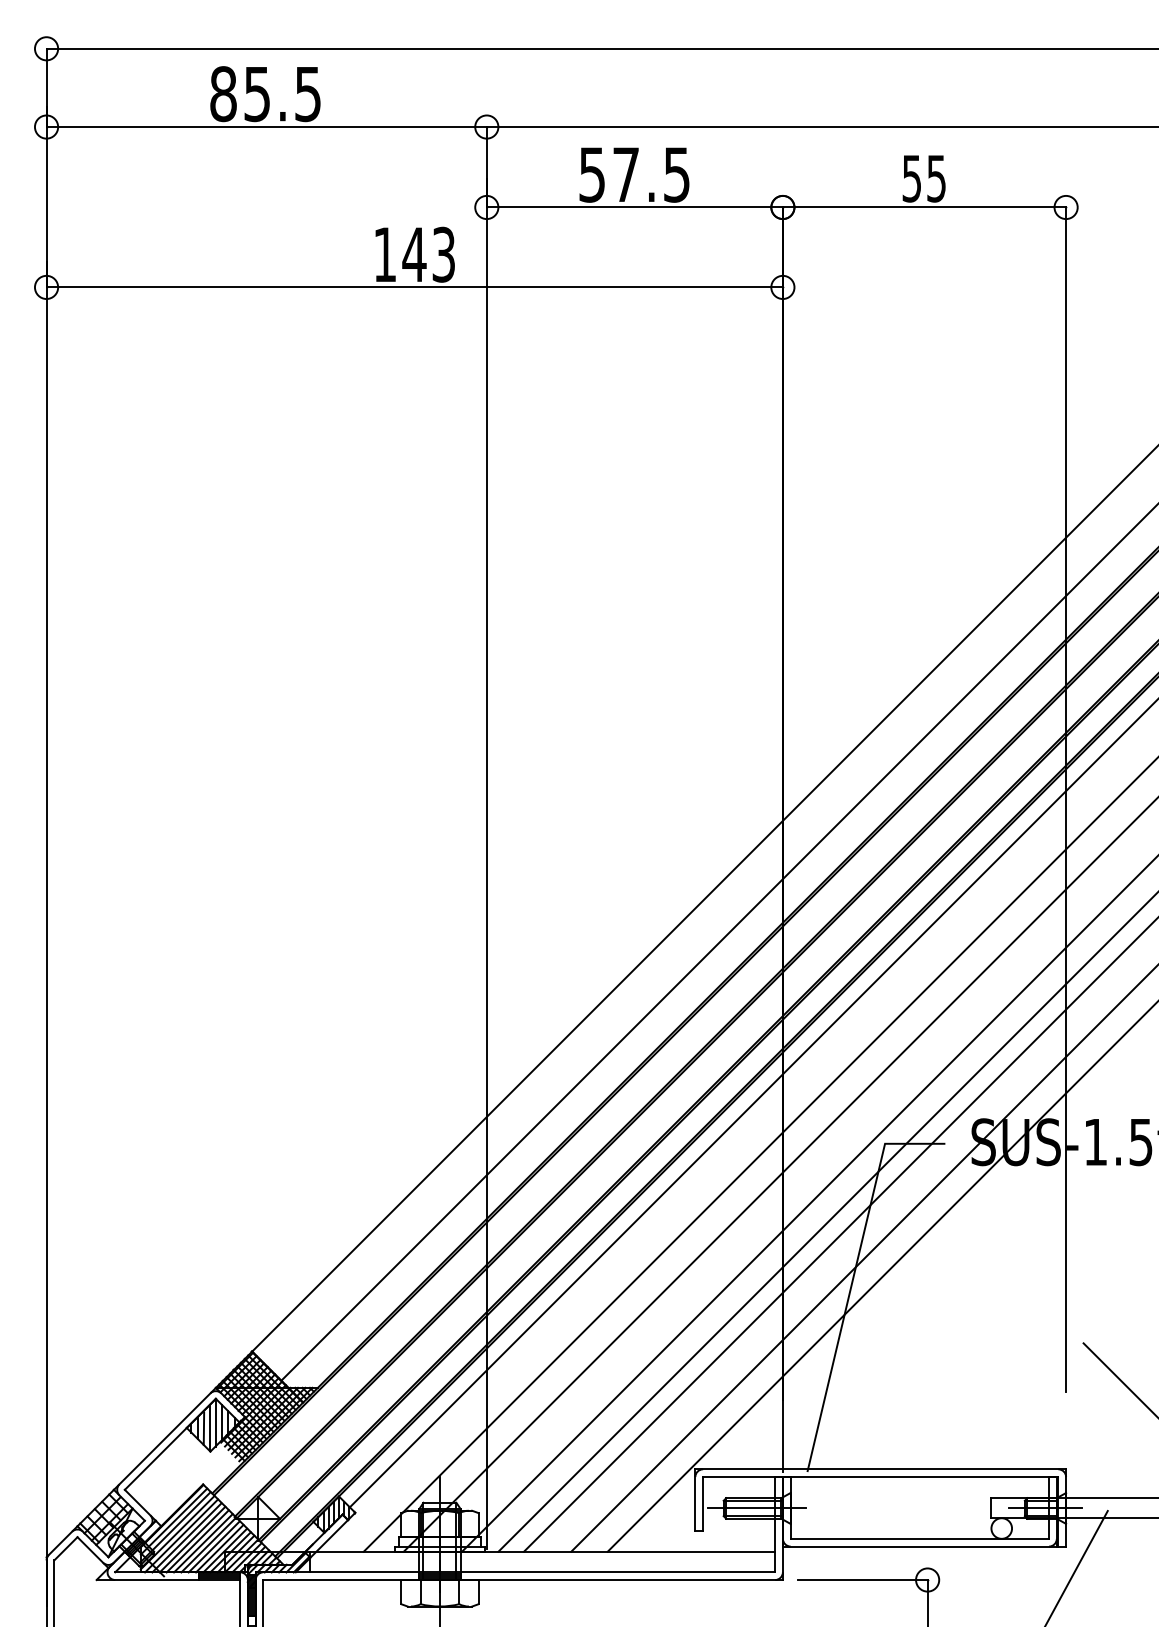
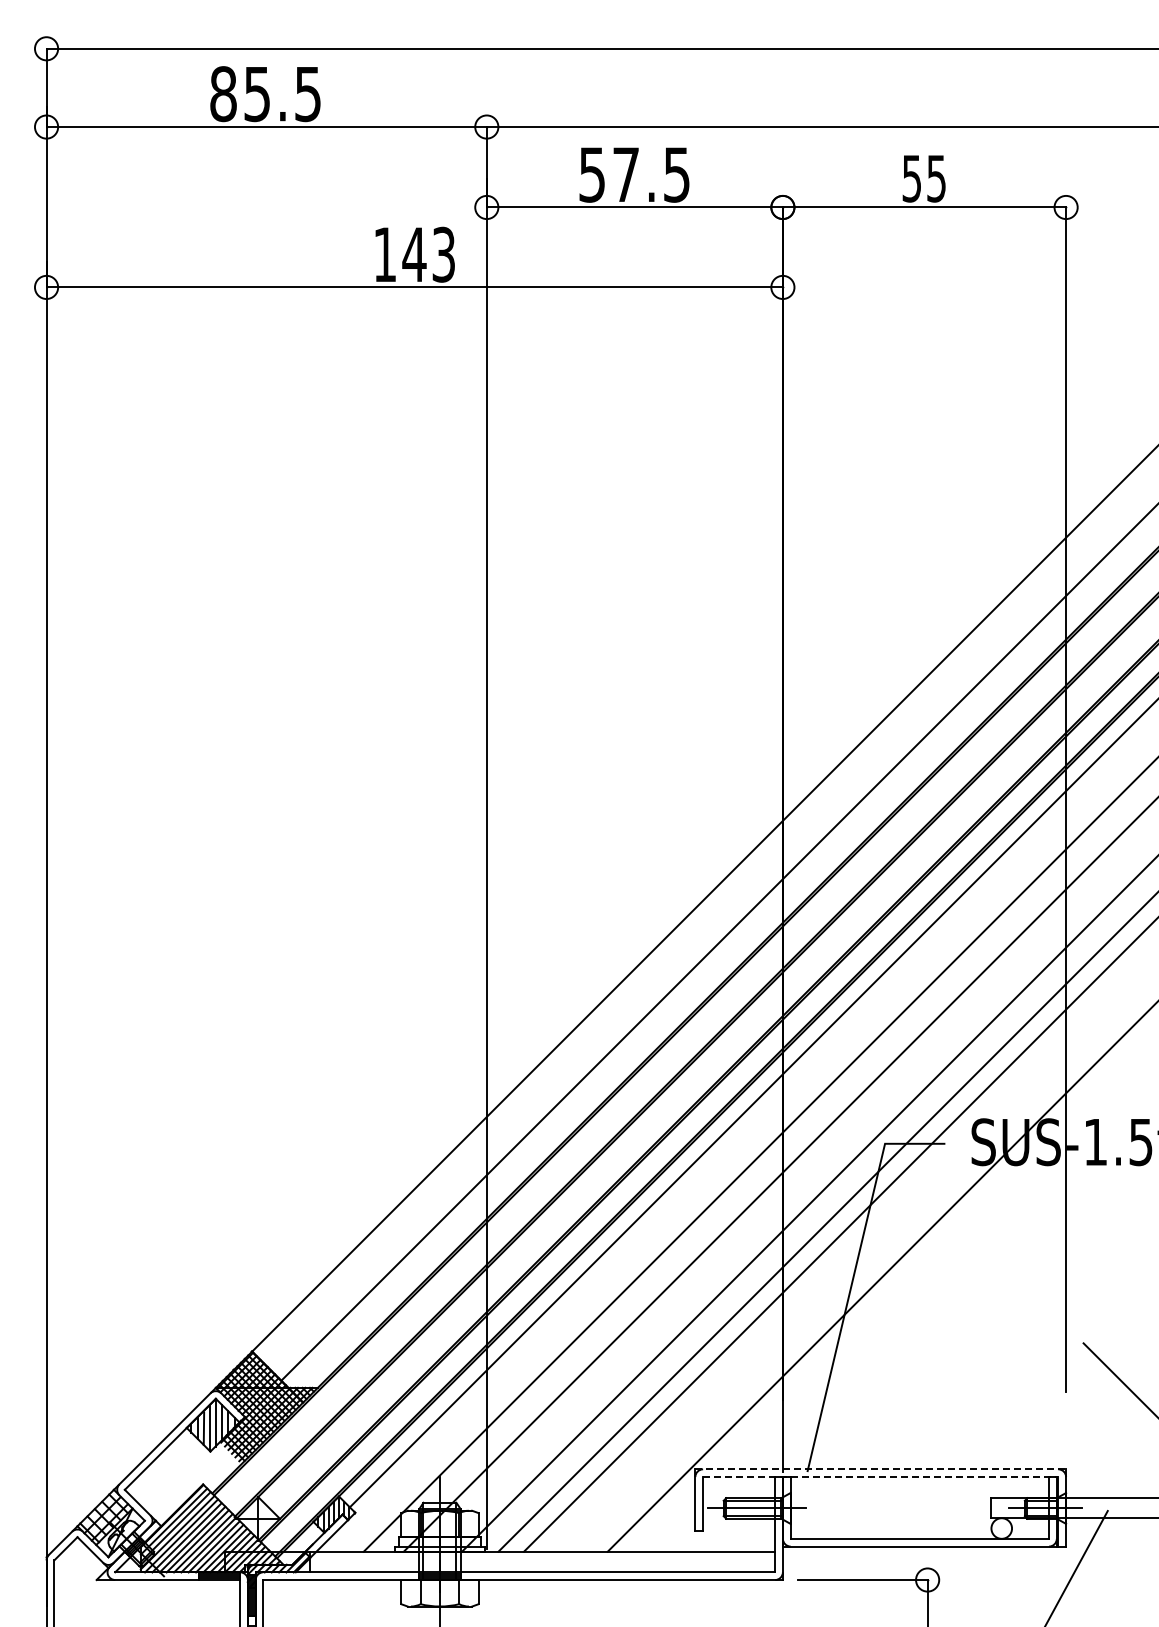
line: present -> none (863, 1259)
line: solid -> dashed (881, 1469)
line: solid -> dashed (880, 1477)
